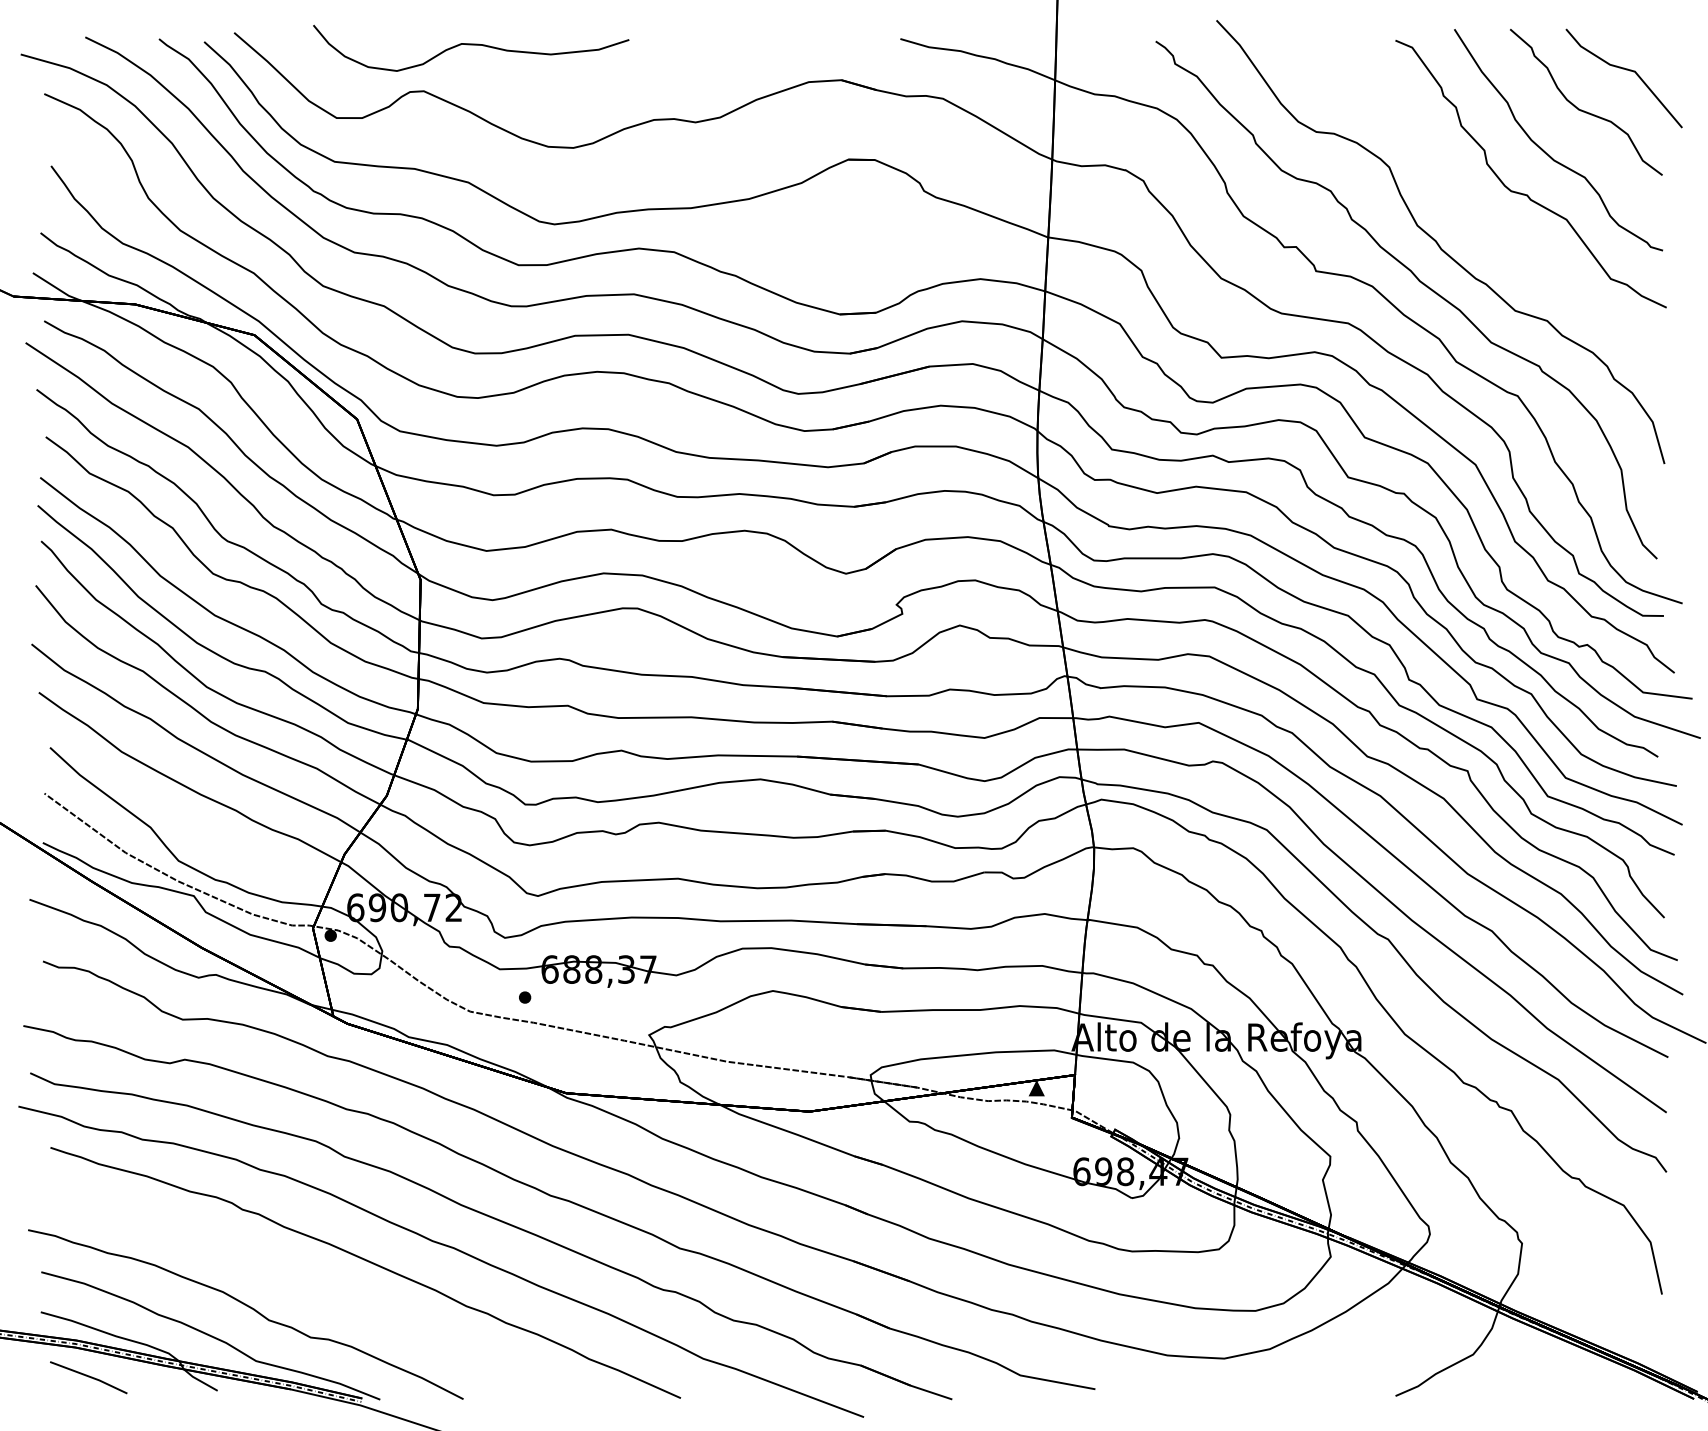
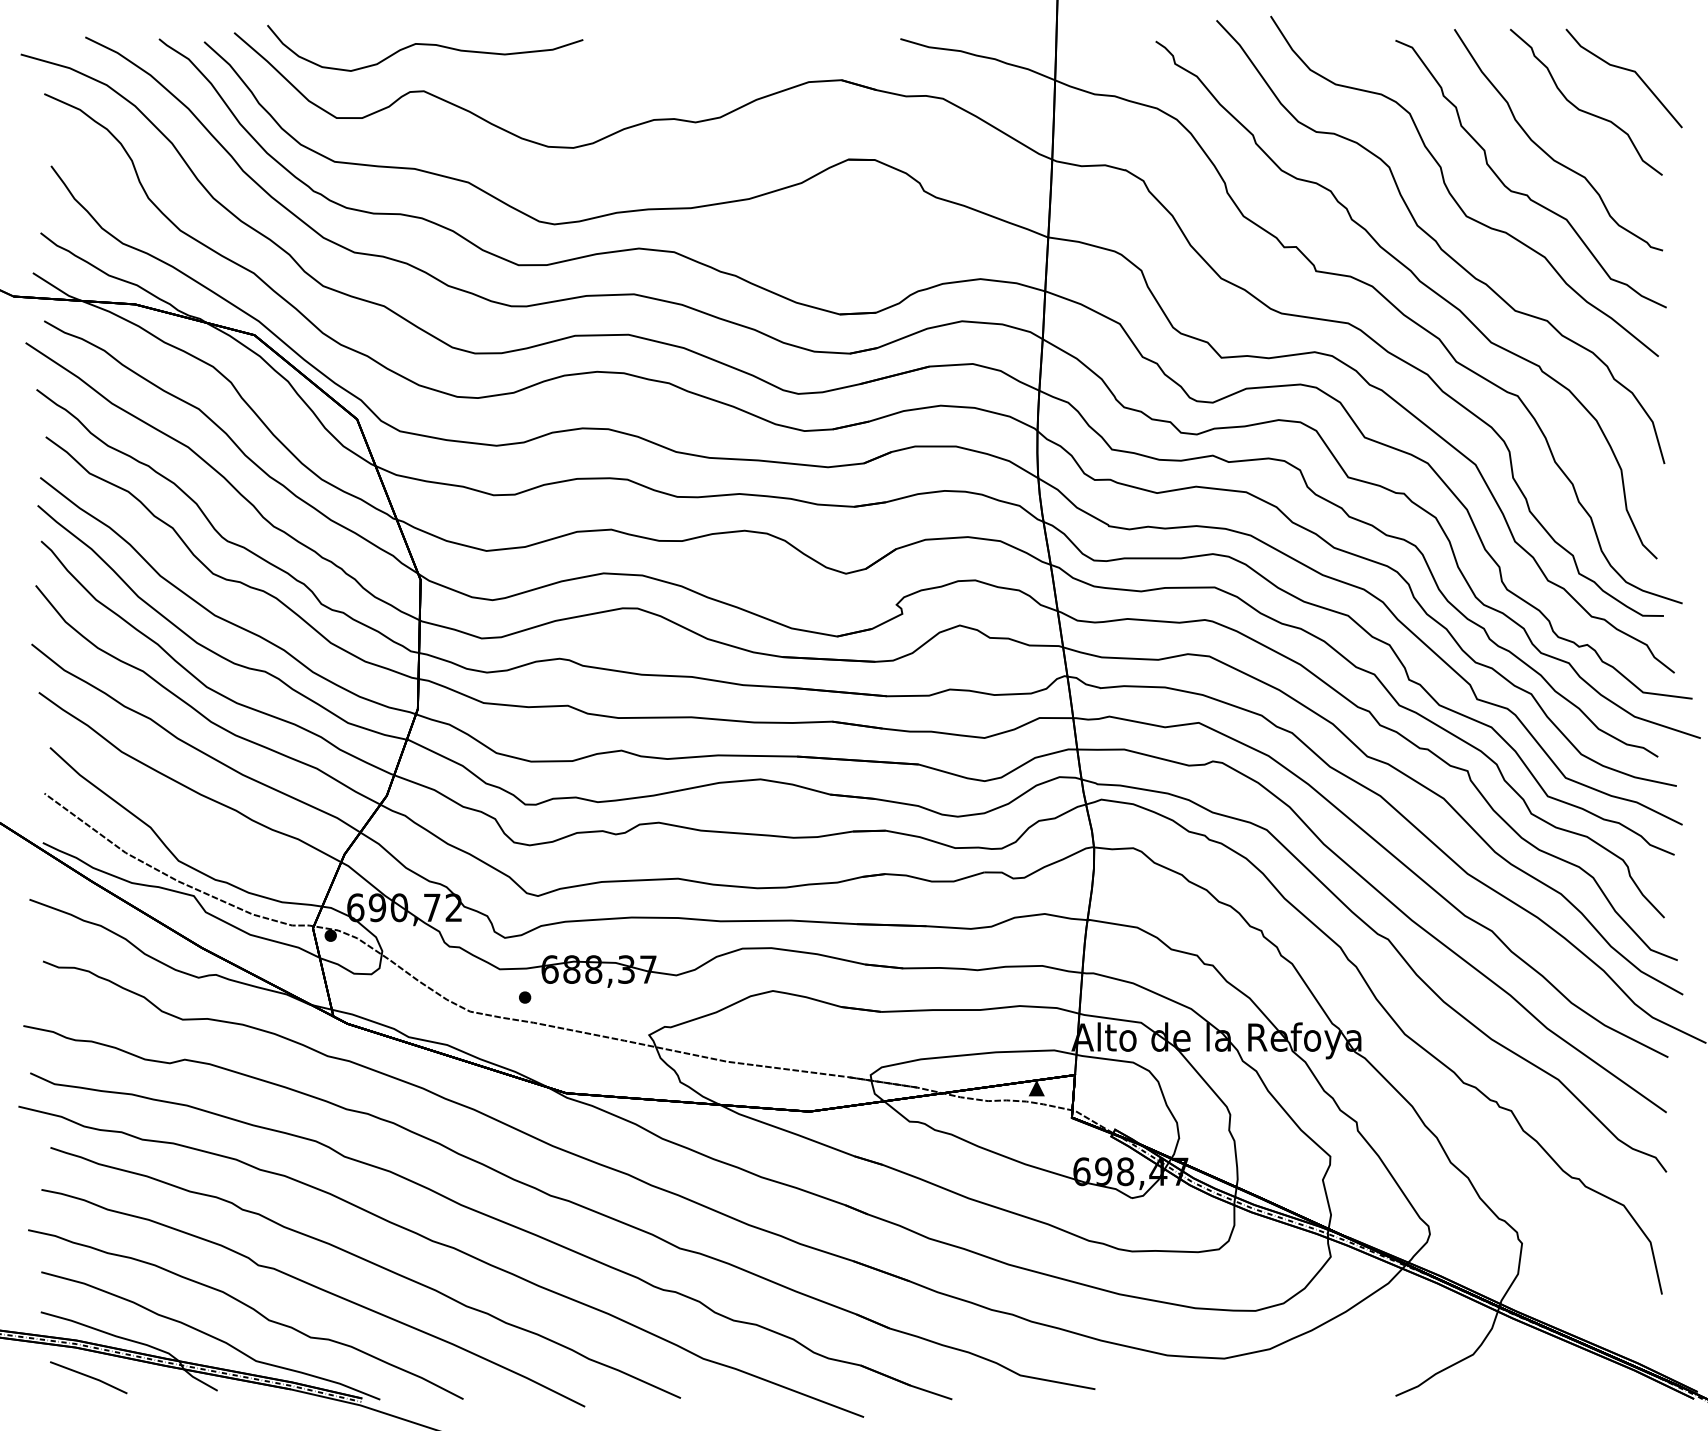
curve position: (471, 45) -> (425, 45) (425, 45)
curve: none -> present (1453, 196)
curve: none -> present (316, 1288)
